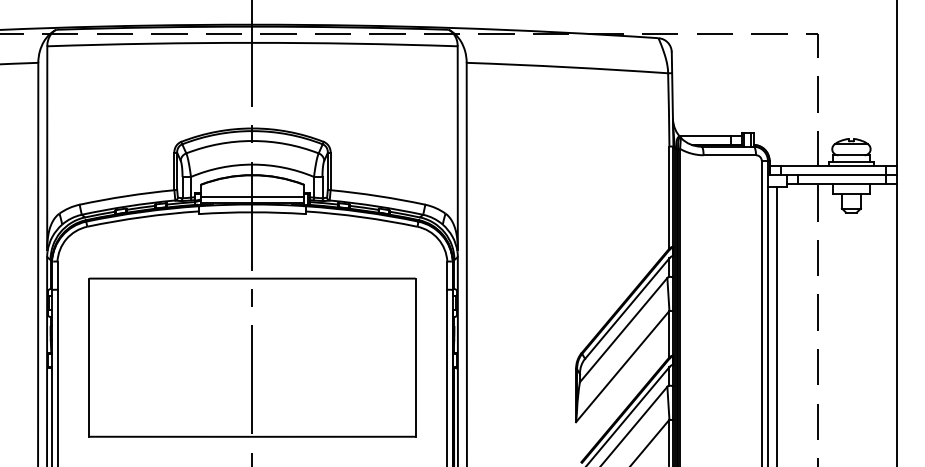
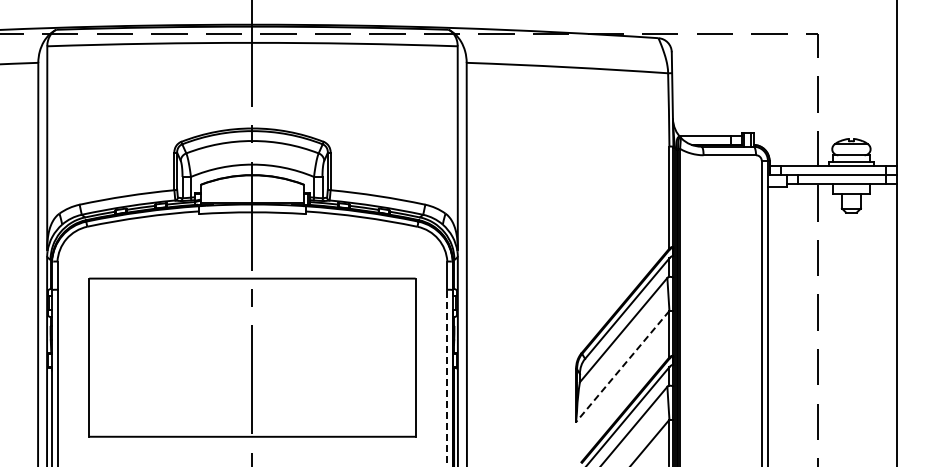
line: present -> none (252, 196)
line: present -> none (776, 325)
line: solid -> dashed (622, 366)
line: solid -> dashed (447, 377)
